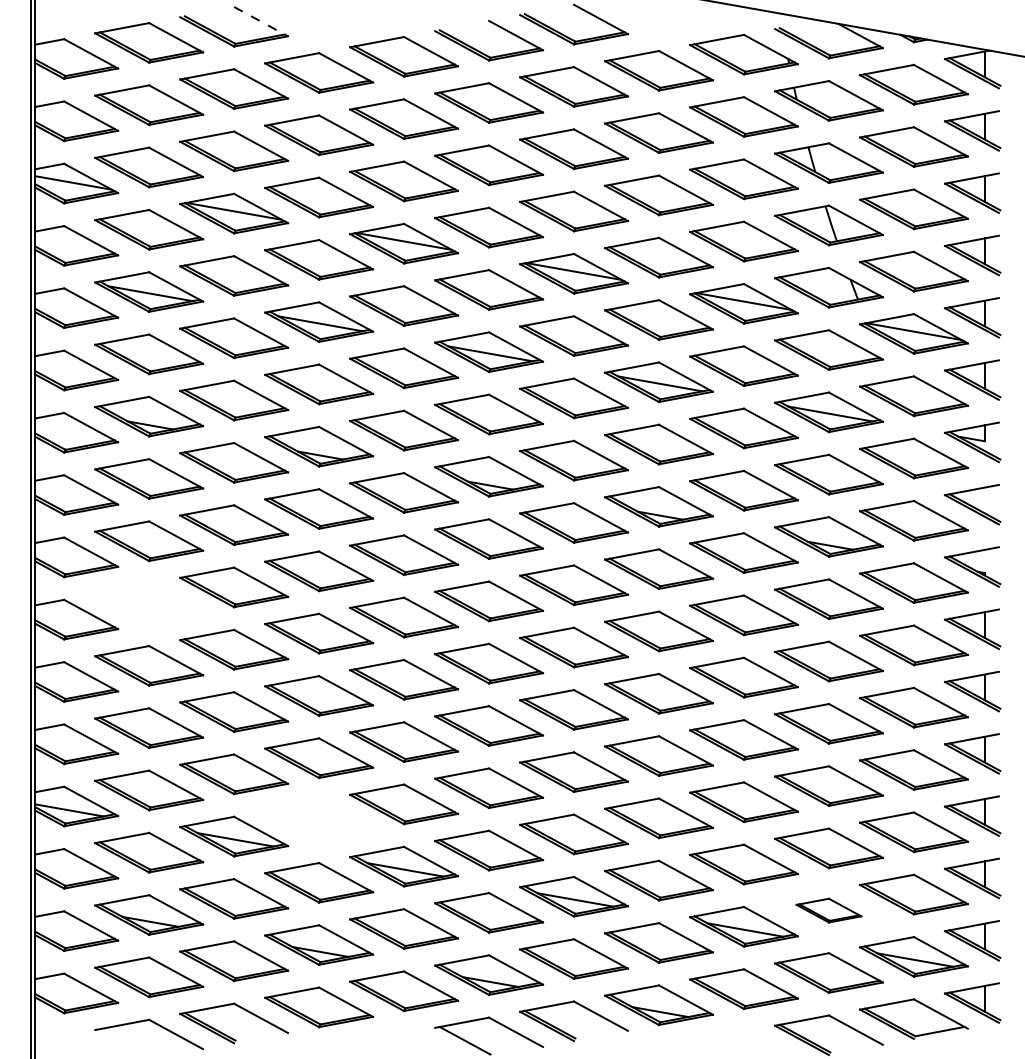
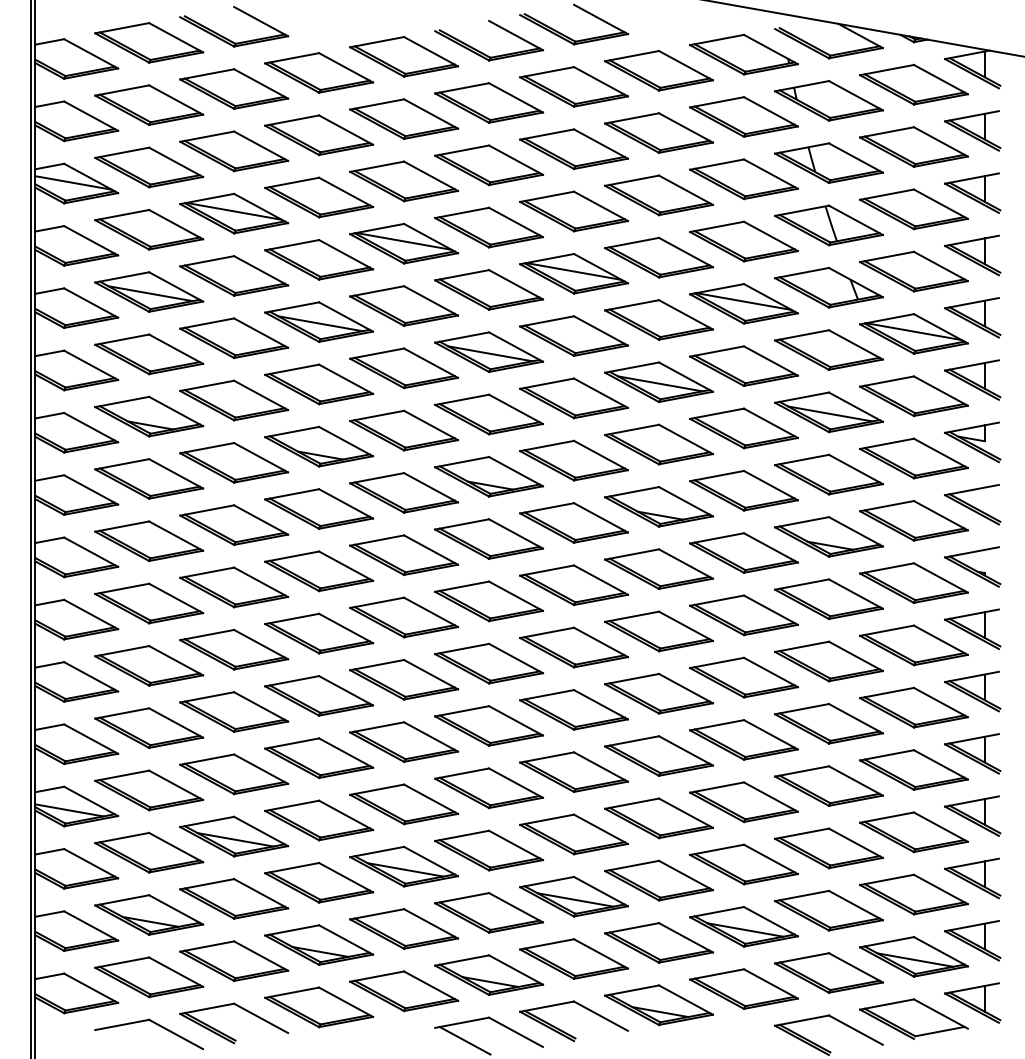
line: dashed -> solid (261, 21)
part: none -> present (149, 603)
part: none -> present (319, 820)
part size: 68x27 px -> 110x43 px (828, 910)
